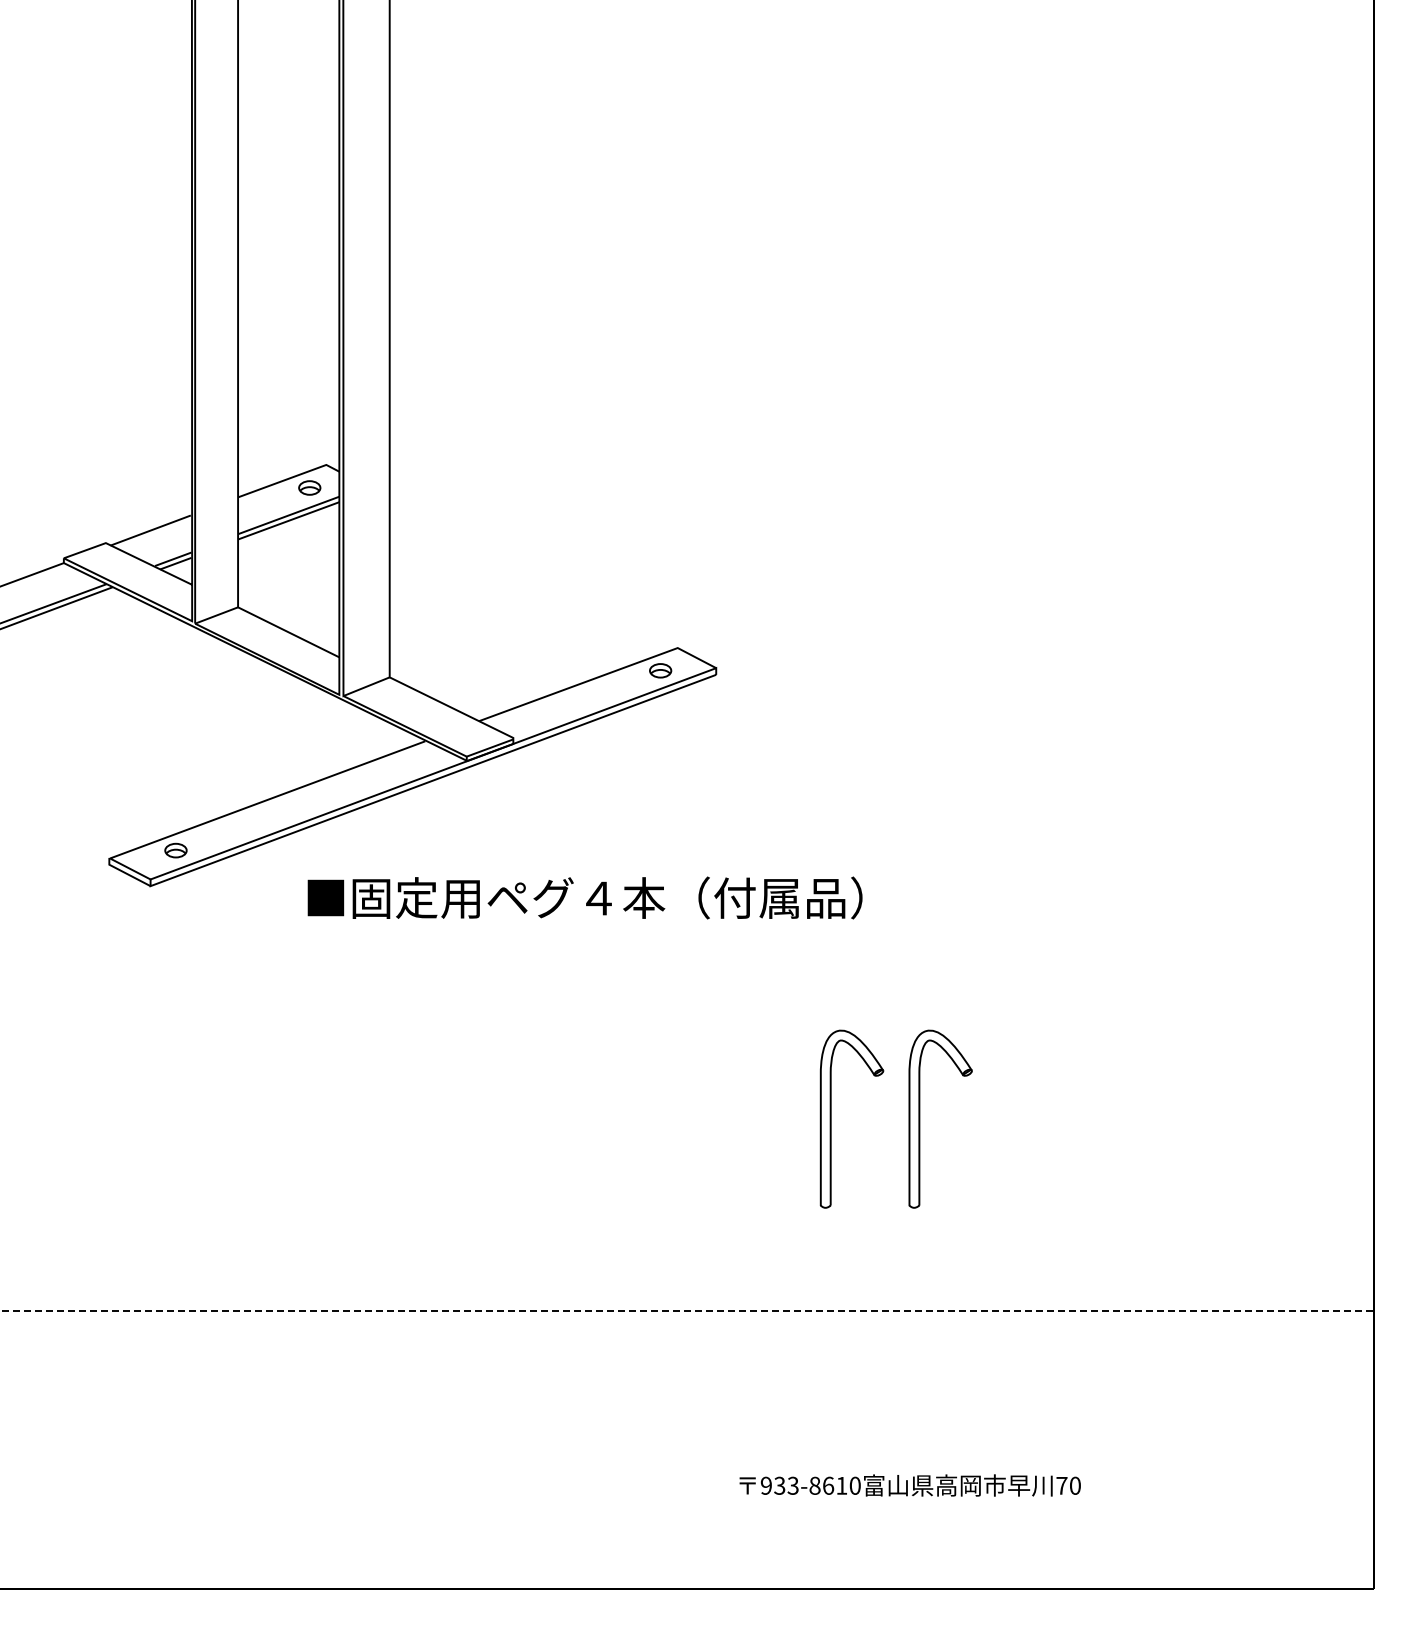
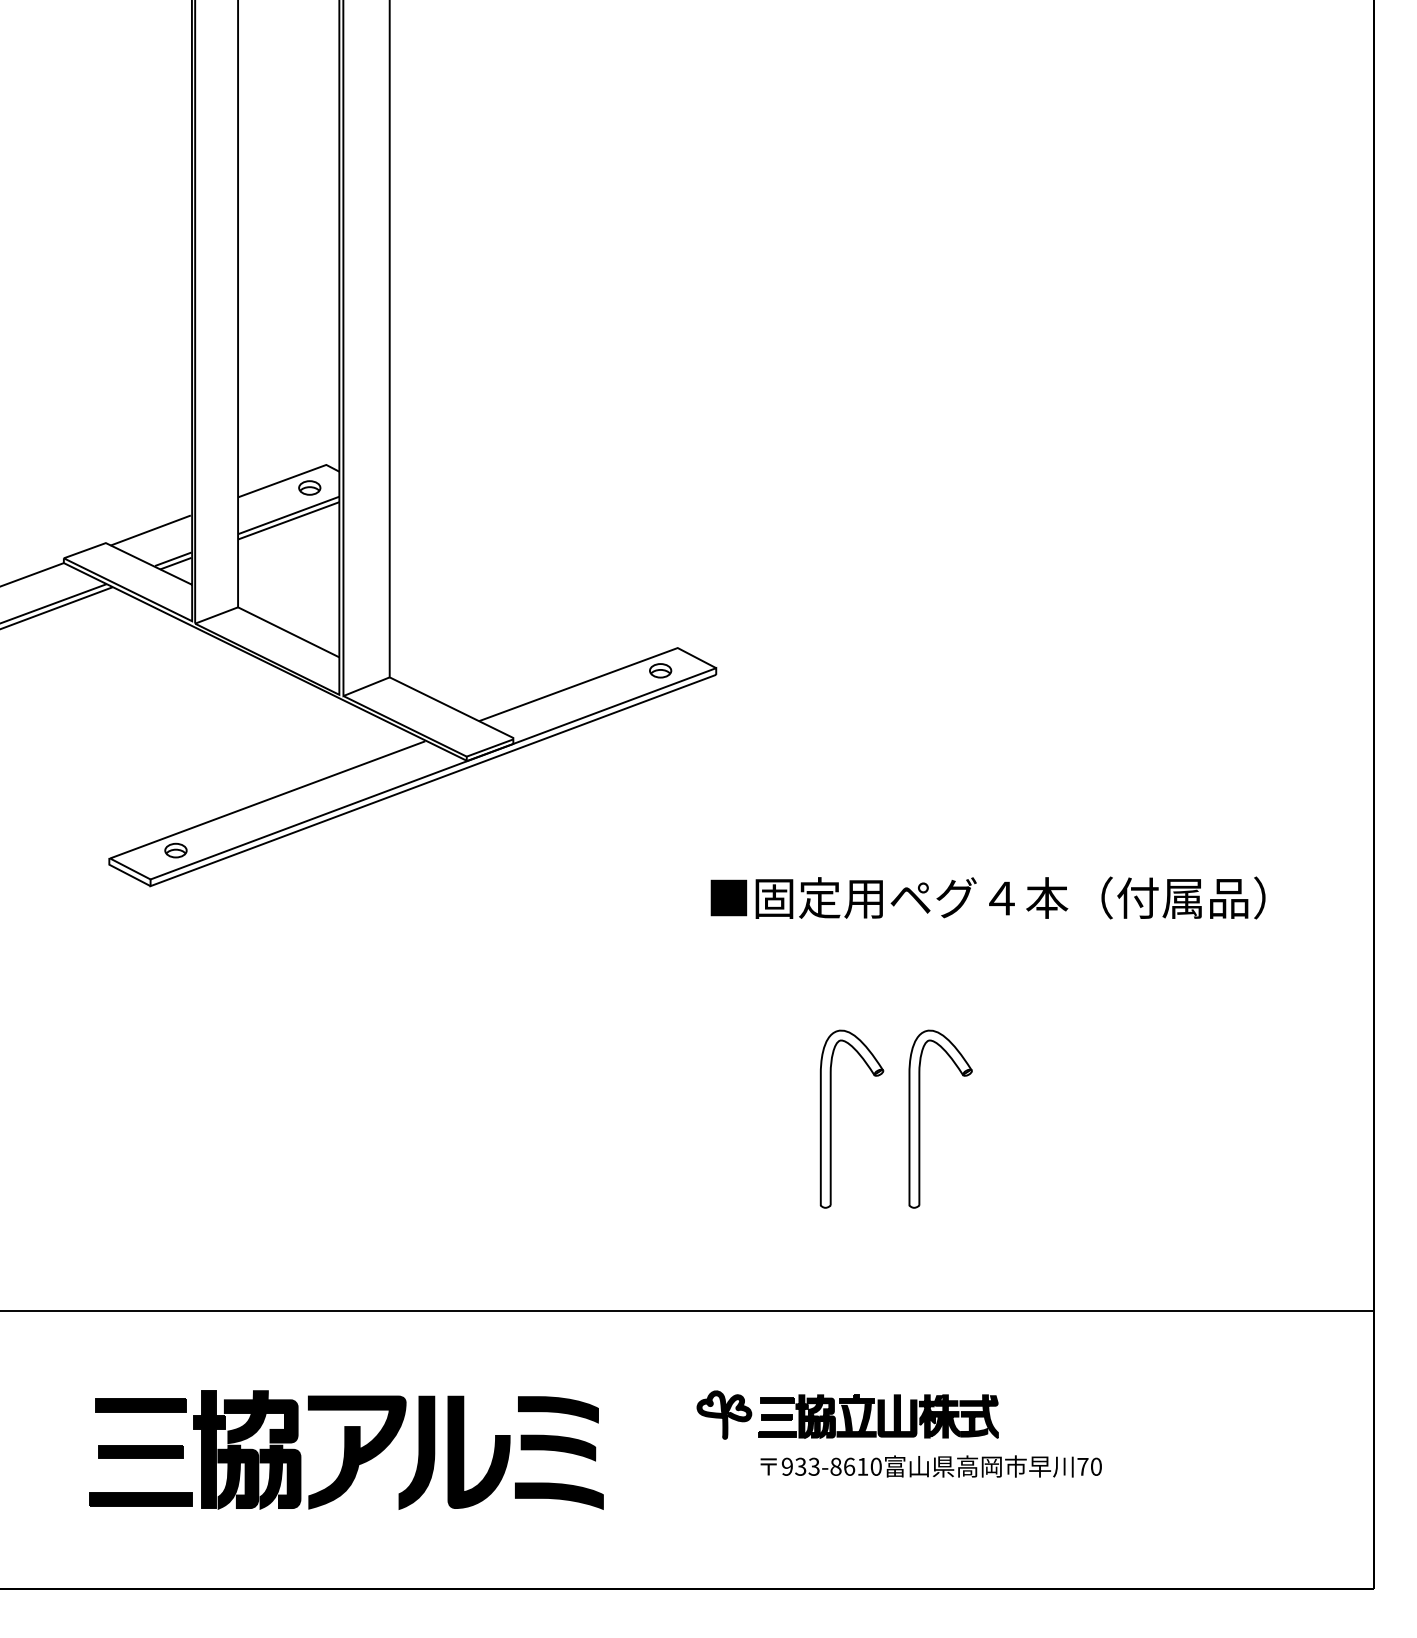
text position: (584, 897) -> (987, 897) (987, 897)
line: dashed -> solid (686, 1311)
part: none -> present (847, 1414)
part: none -> present (346, 1449)
text position: (909, 1485) -> (930, 1466) (930, 1466)
